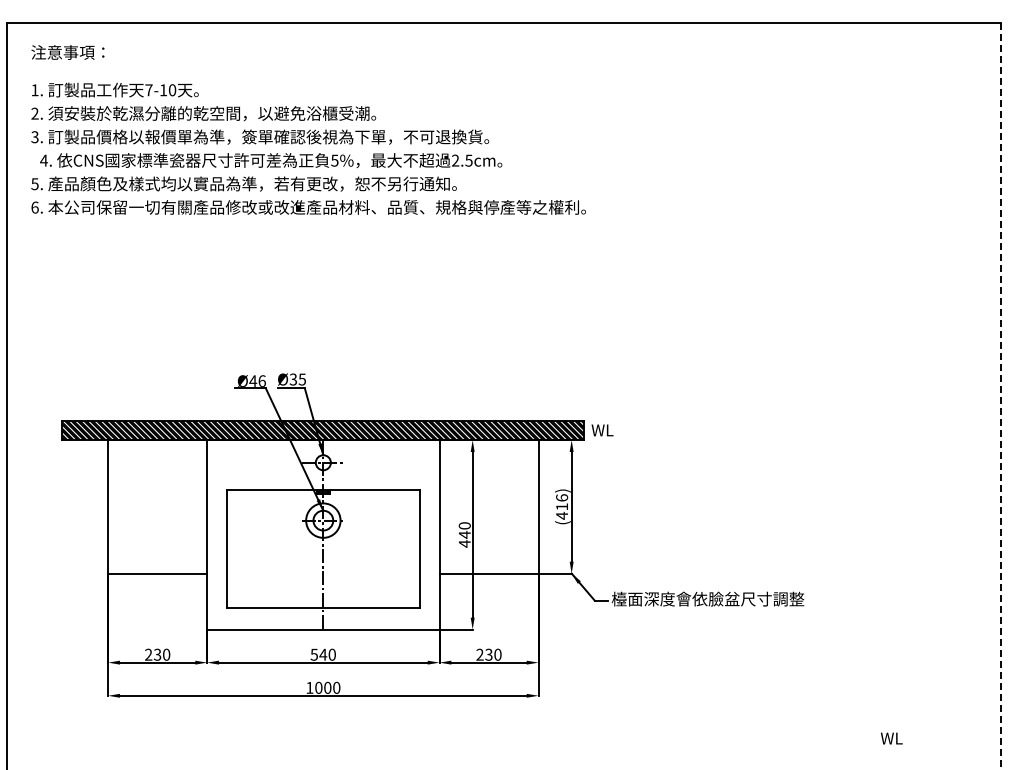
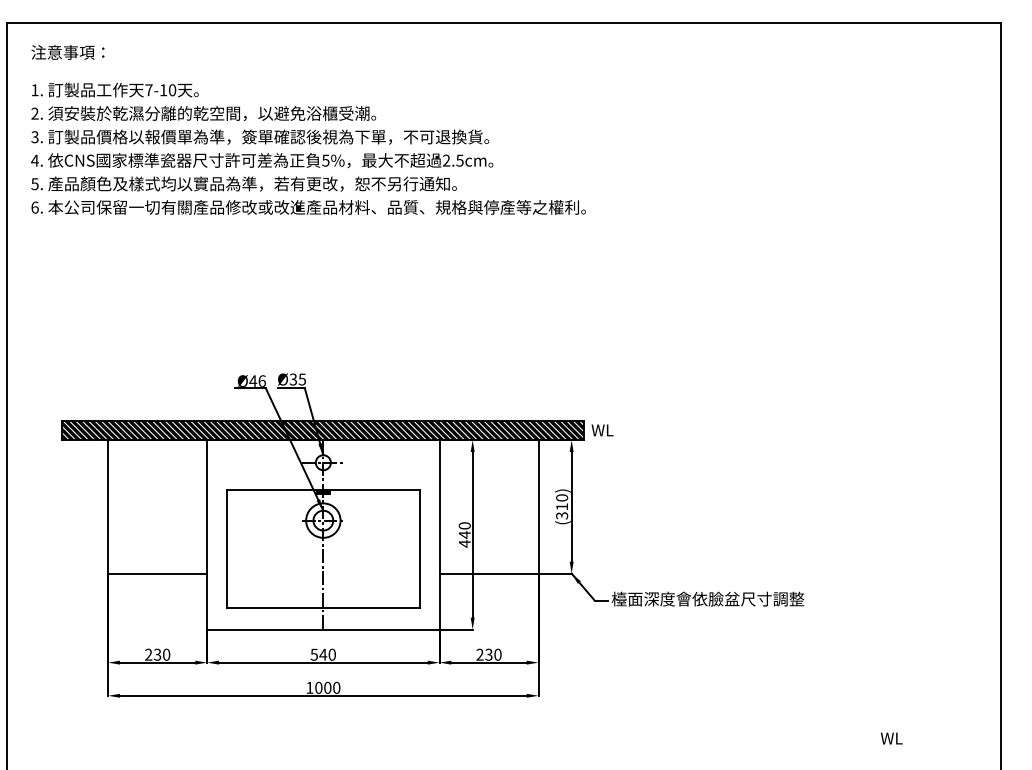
text position: (271, 160) -> (262, 160) (262, 160)
line: dashed -> solid (1001, 396)
text: (416) -> (310) (562, 506)
